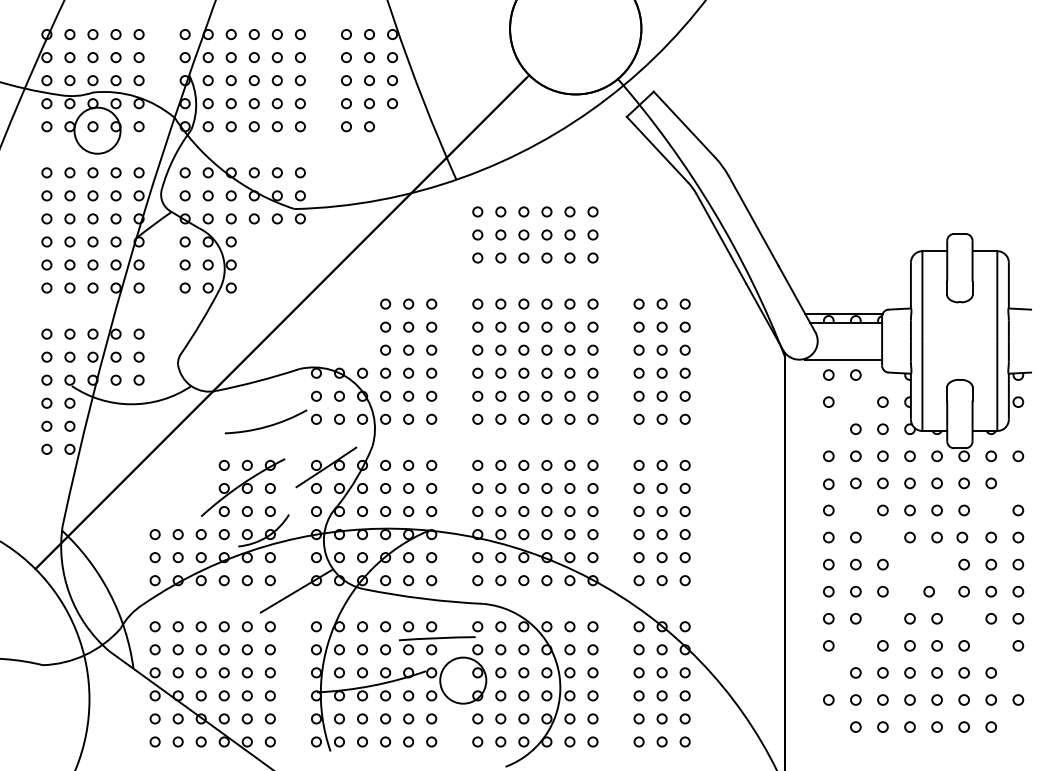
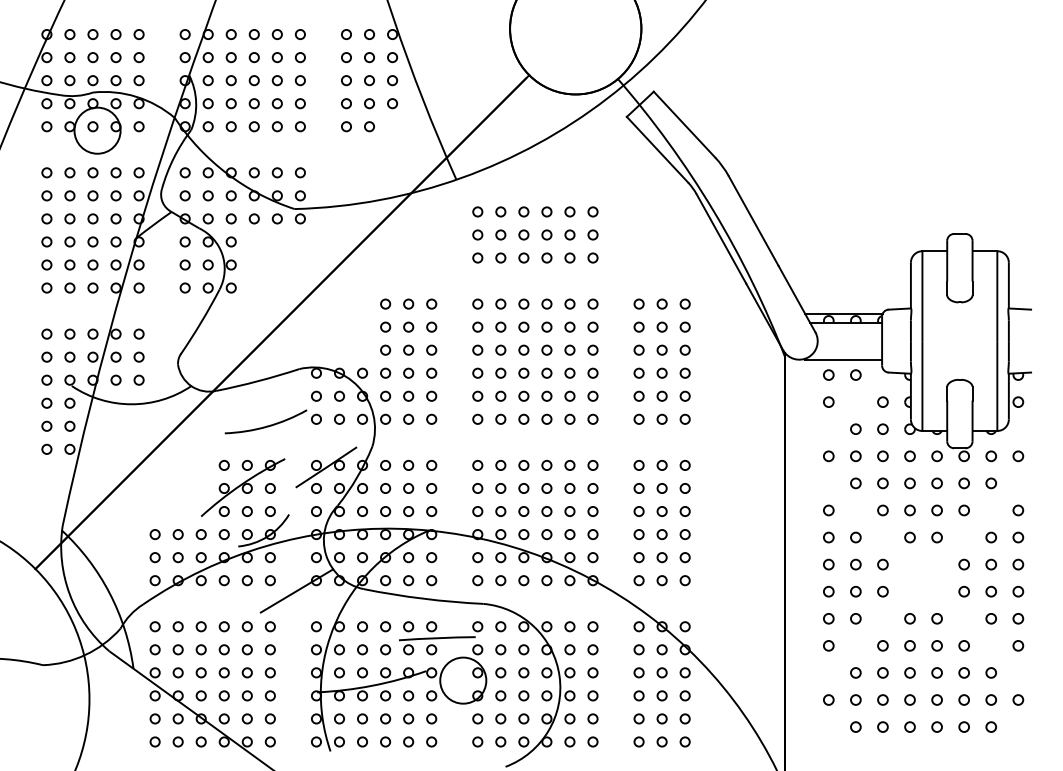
circle: present -> none (828, 484)
circle: present -> none (962, 537)
circle: present -> none (928, 591)
